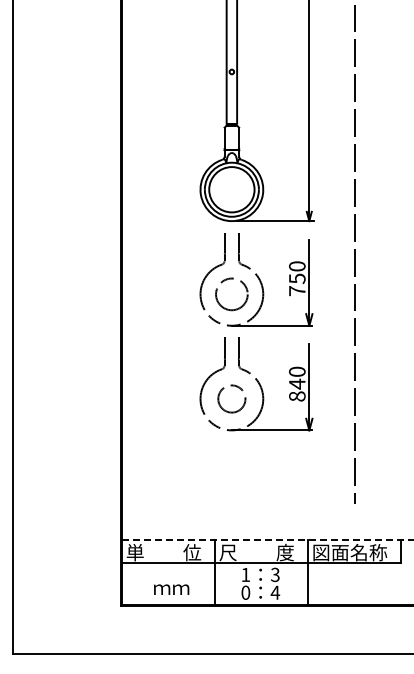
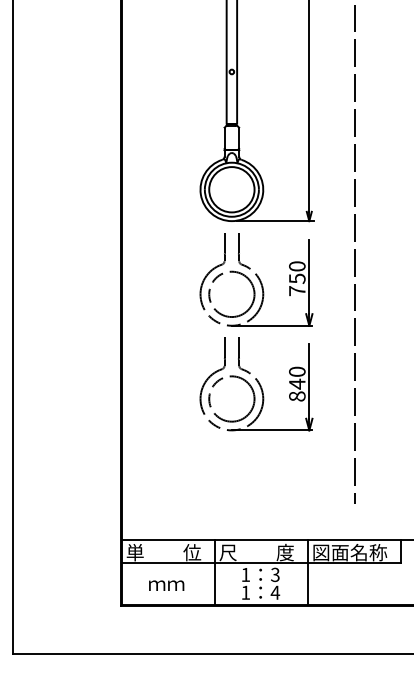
circle diameter: 32 px -> 45 px (231, 294)
circle diameter: 27 px -> 45 px (231, 398)
line: dashed -> solid (268, 539)
text position: (171, 589) -> (166, 585) (166, 585)
text: 0 -> 1 (245, 592)
